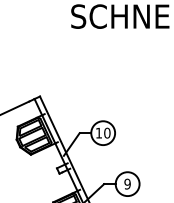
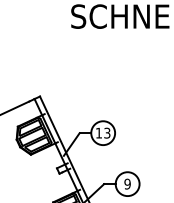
text: 10 -> 13 (107, 132)
